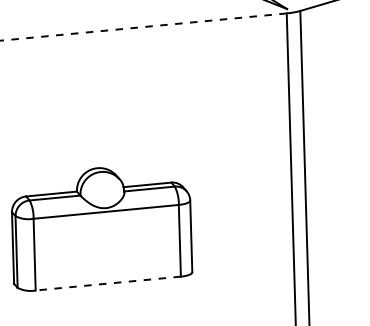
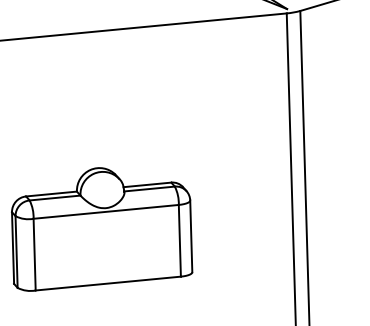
line: dashed -> solid (143, 27)
line: dashed -> solid (108, 283)
